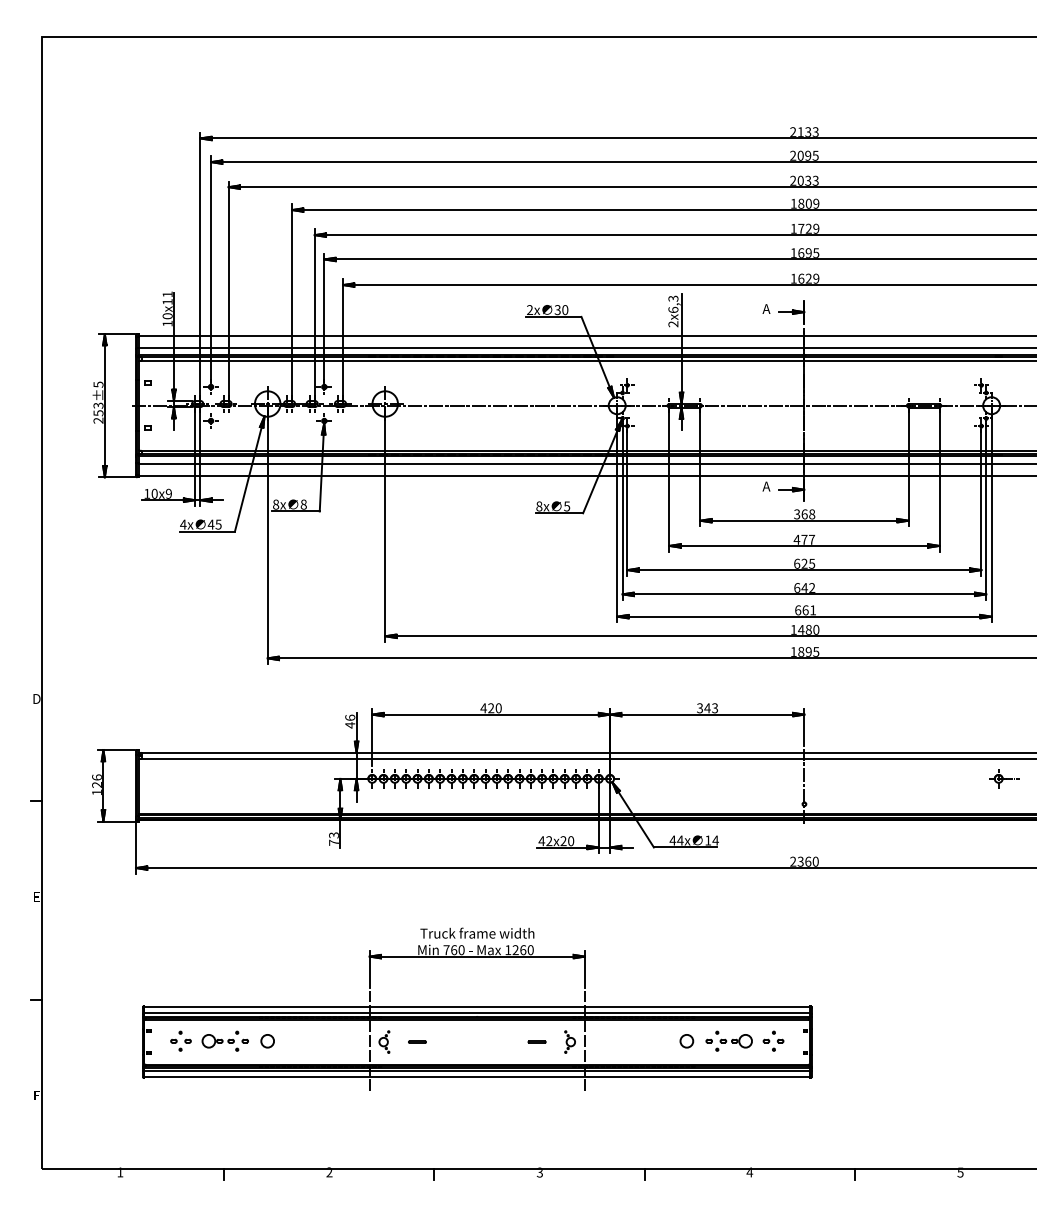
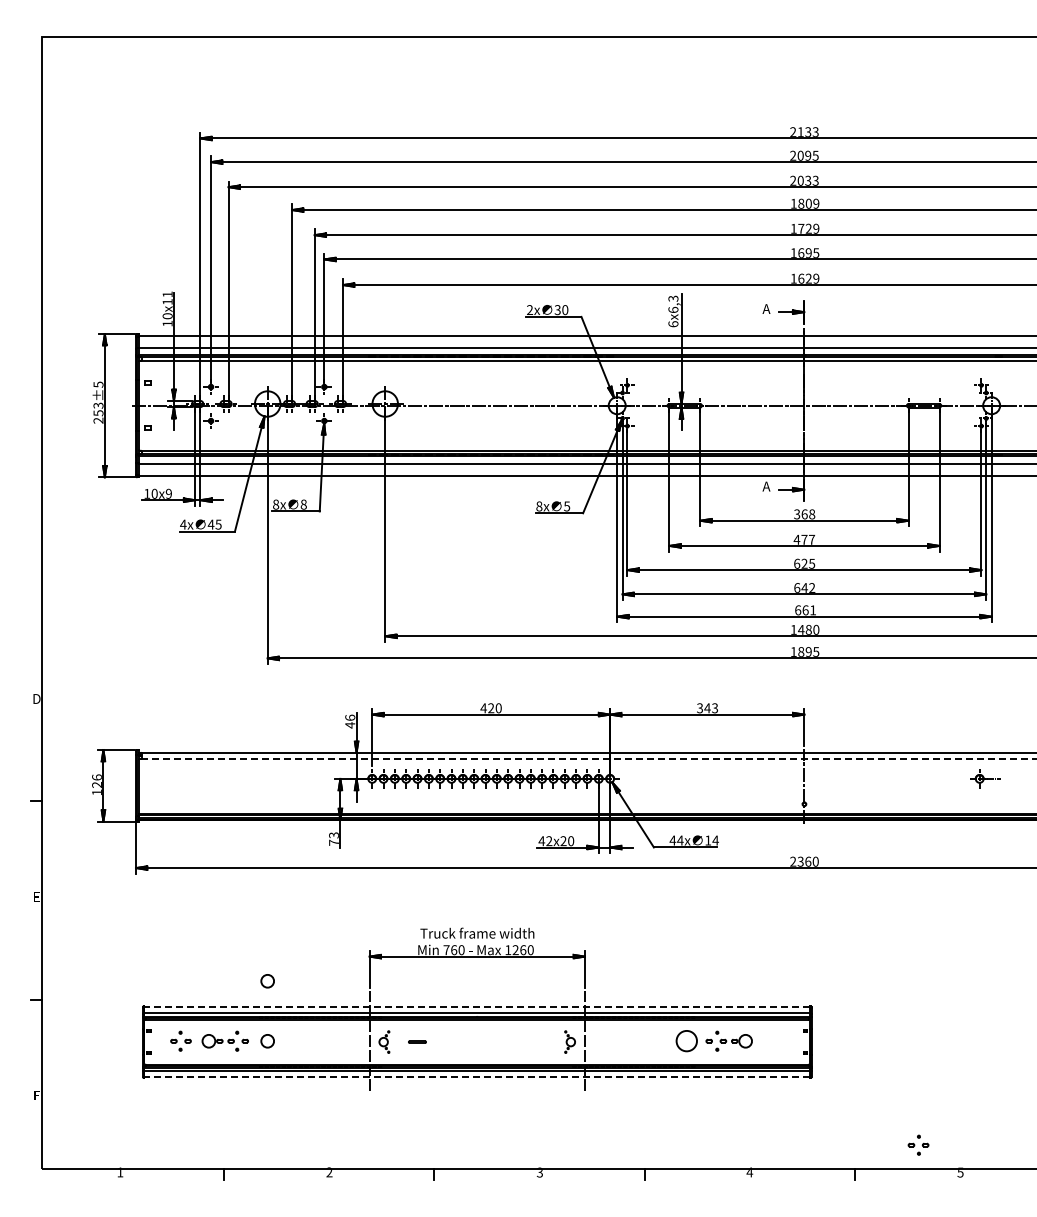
text: 2x6,3 -> 6x6,3 (673, 324)
line: solid -> dashed (588, 758)
part position: (1004, 778) -> (985, 778) (985, 778)
circle: none -> present (267, 981)
line: solid -> dashed (477, 1007)
part position: (773, 1040) -> (918, 1144) (918, 1144)
line: present -> none (536, 1041)
circle size: 16x15 px -> 23x23 px (686, 1041)
line: solid -> dashed (477, 1077)
